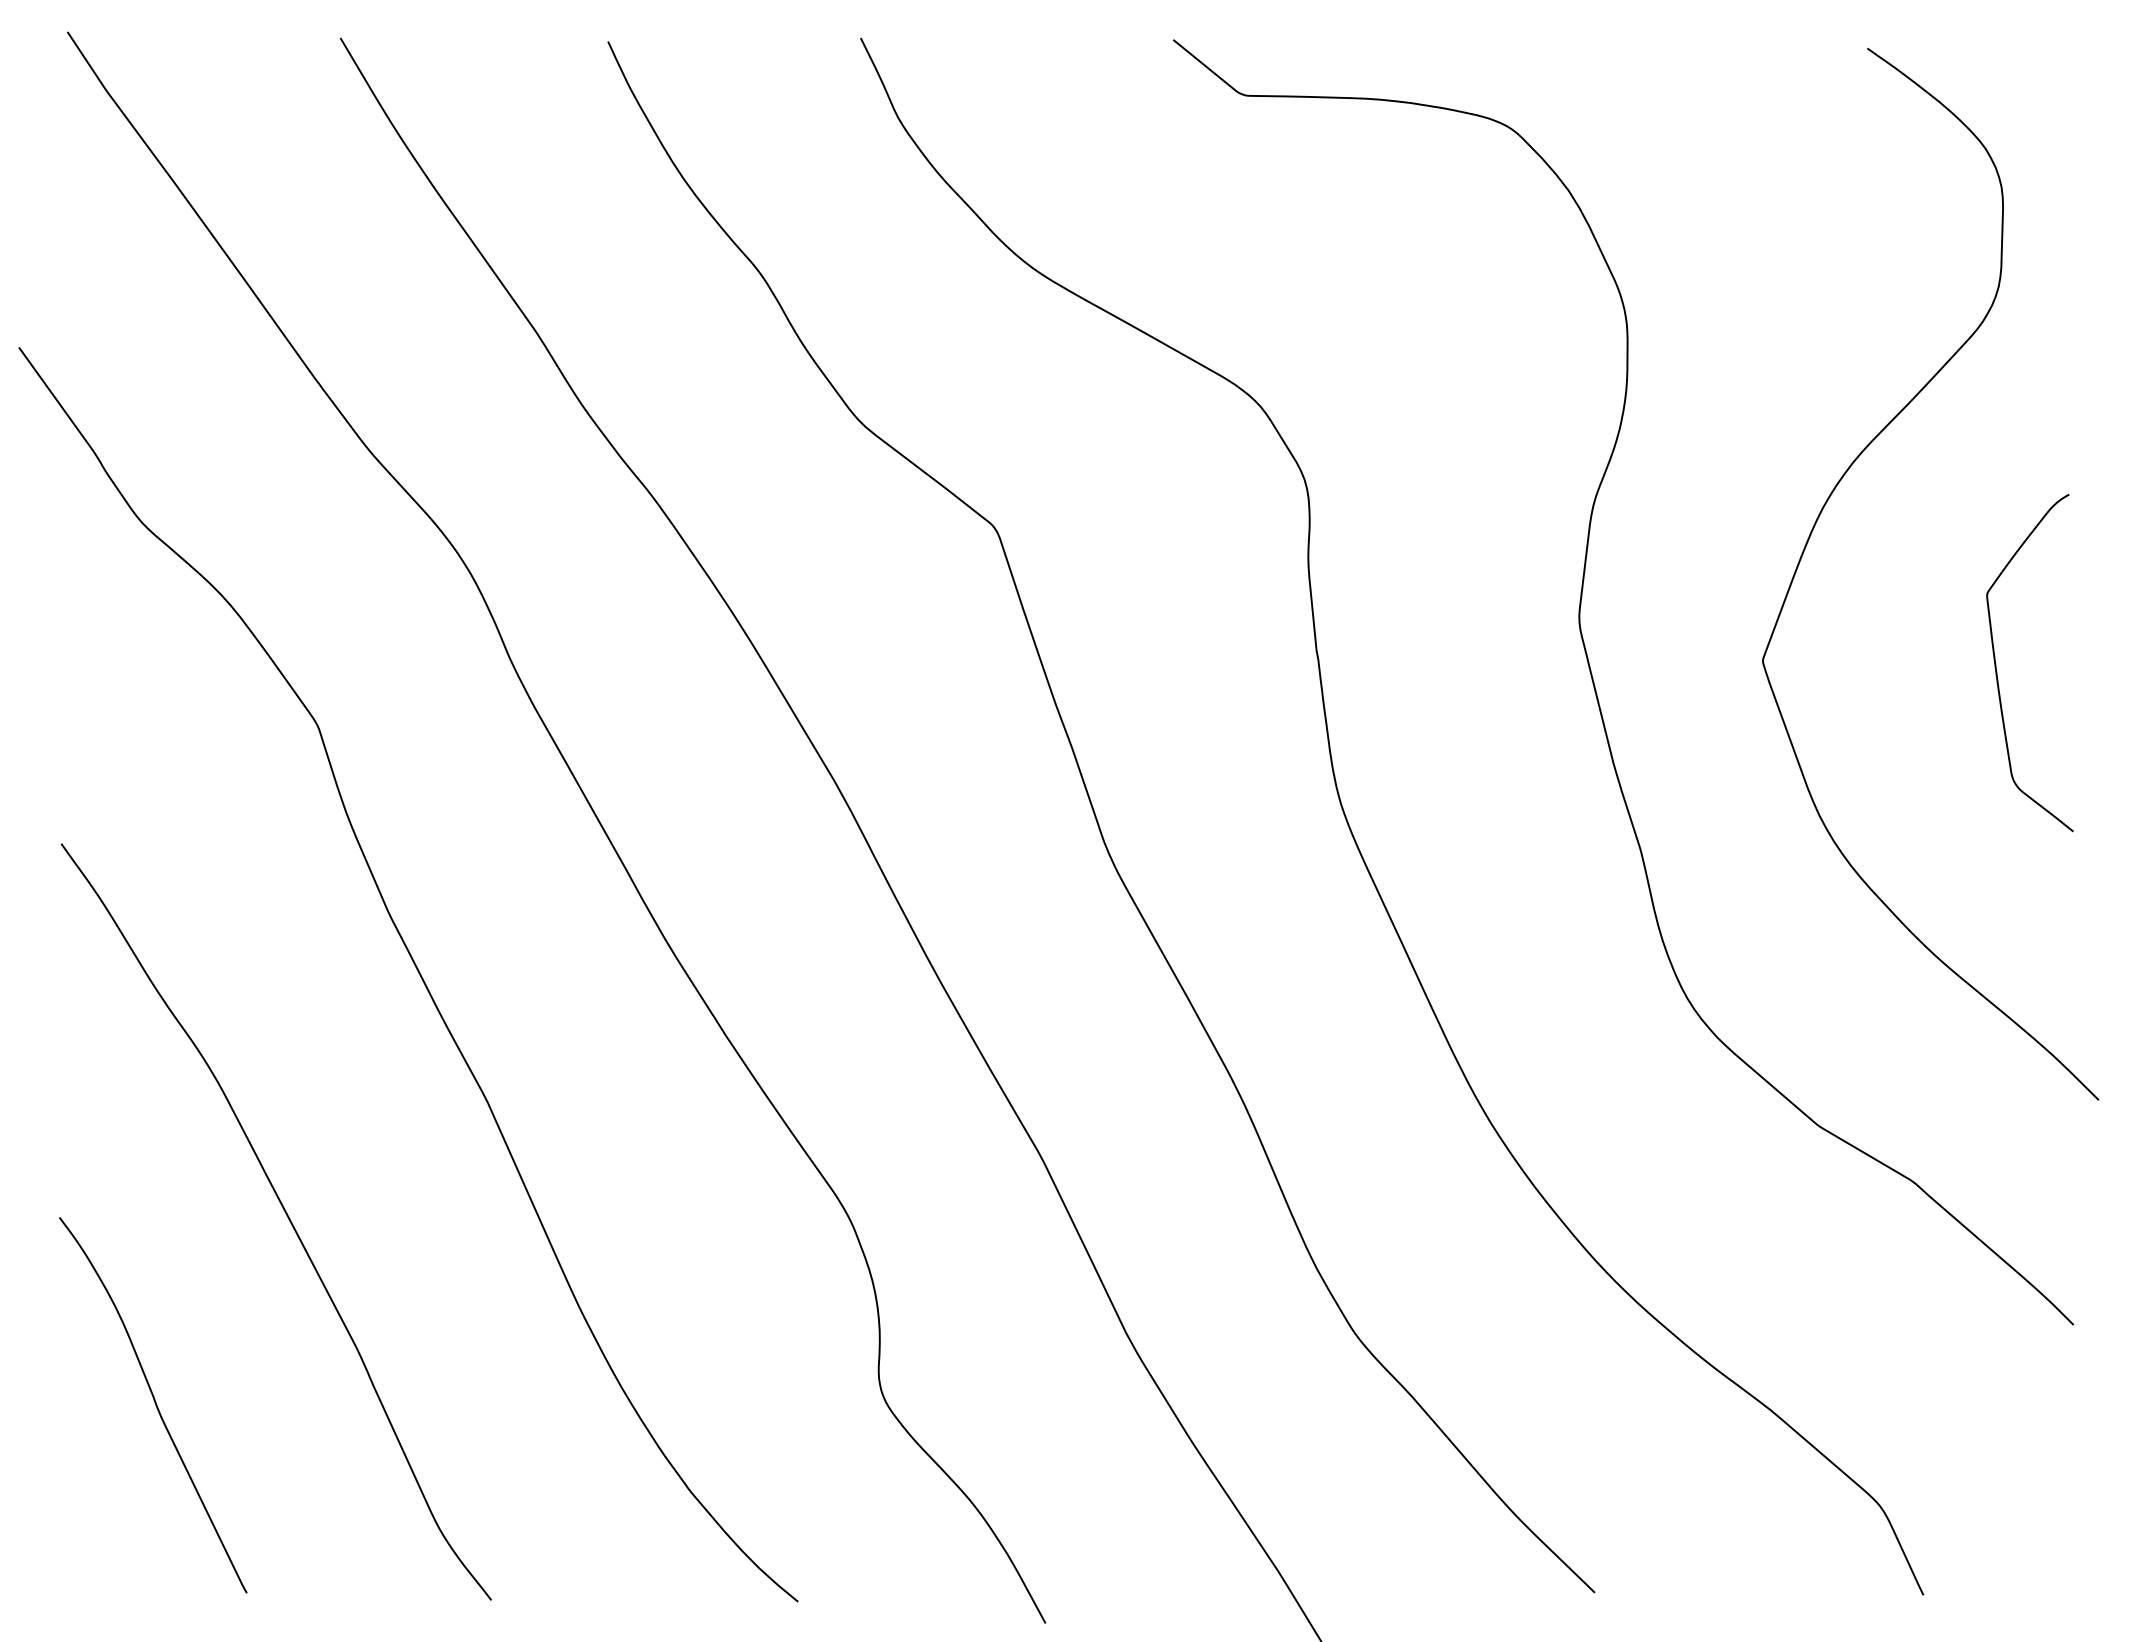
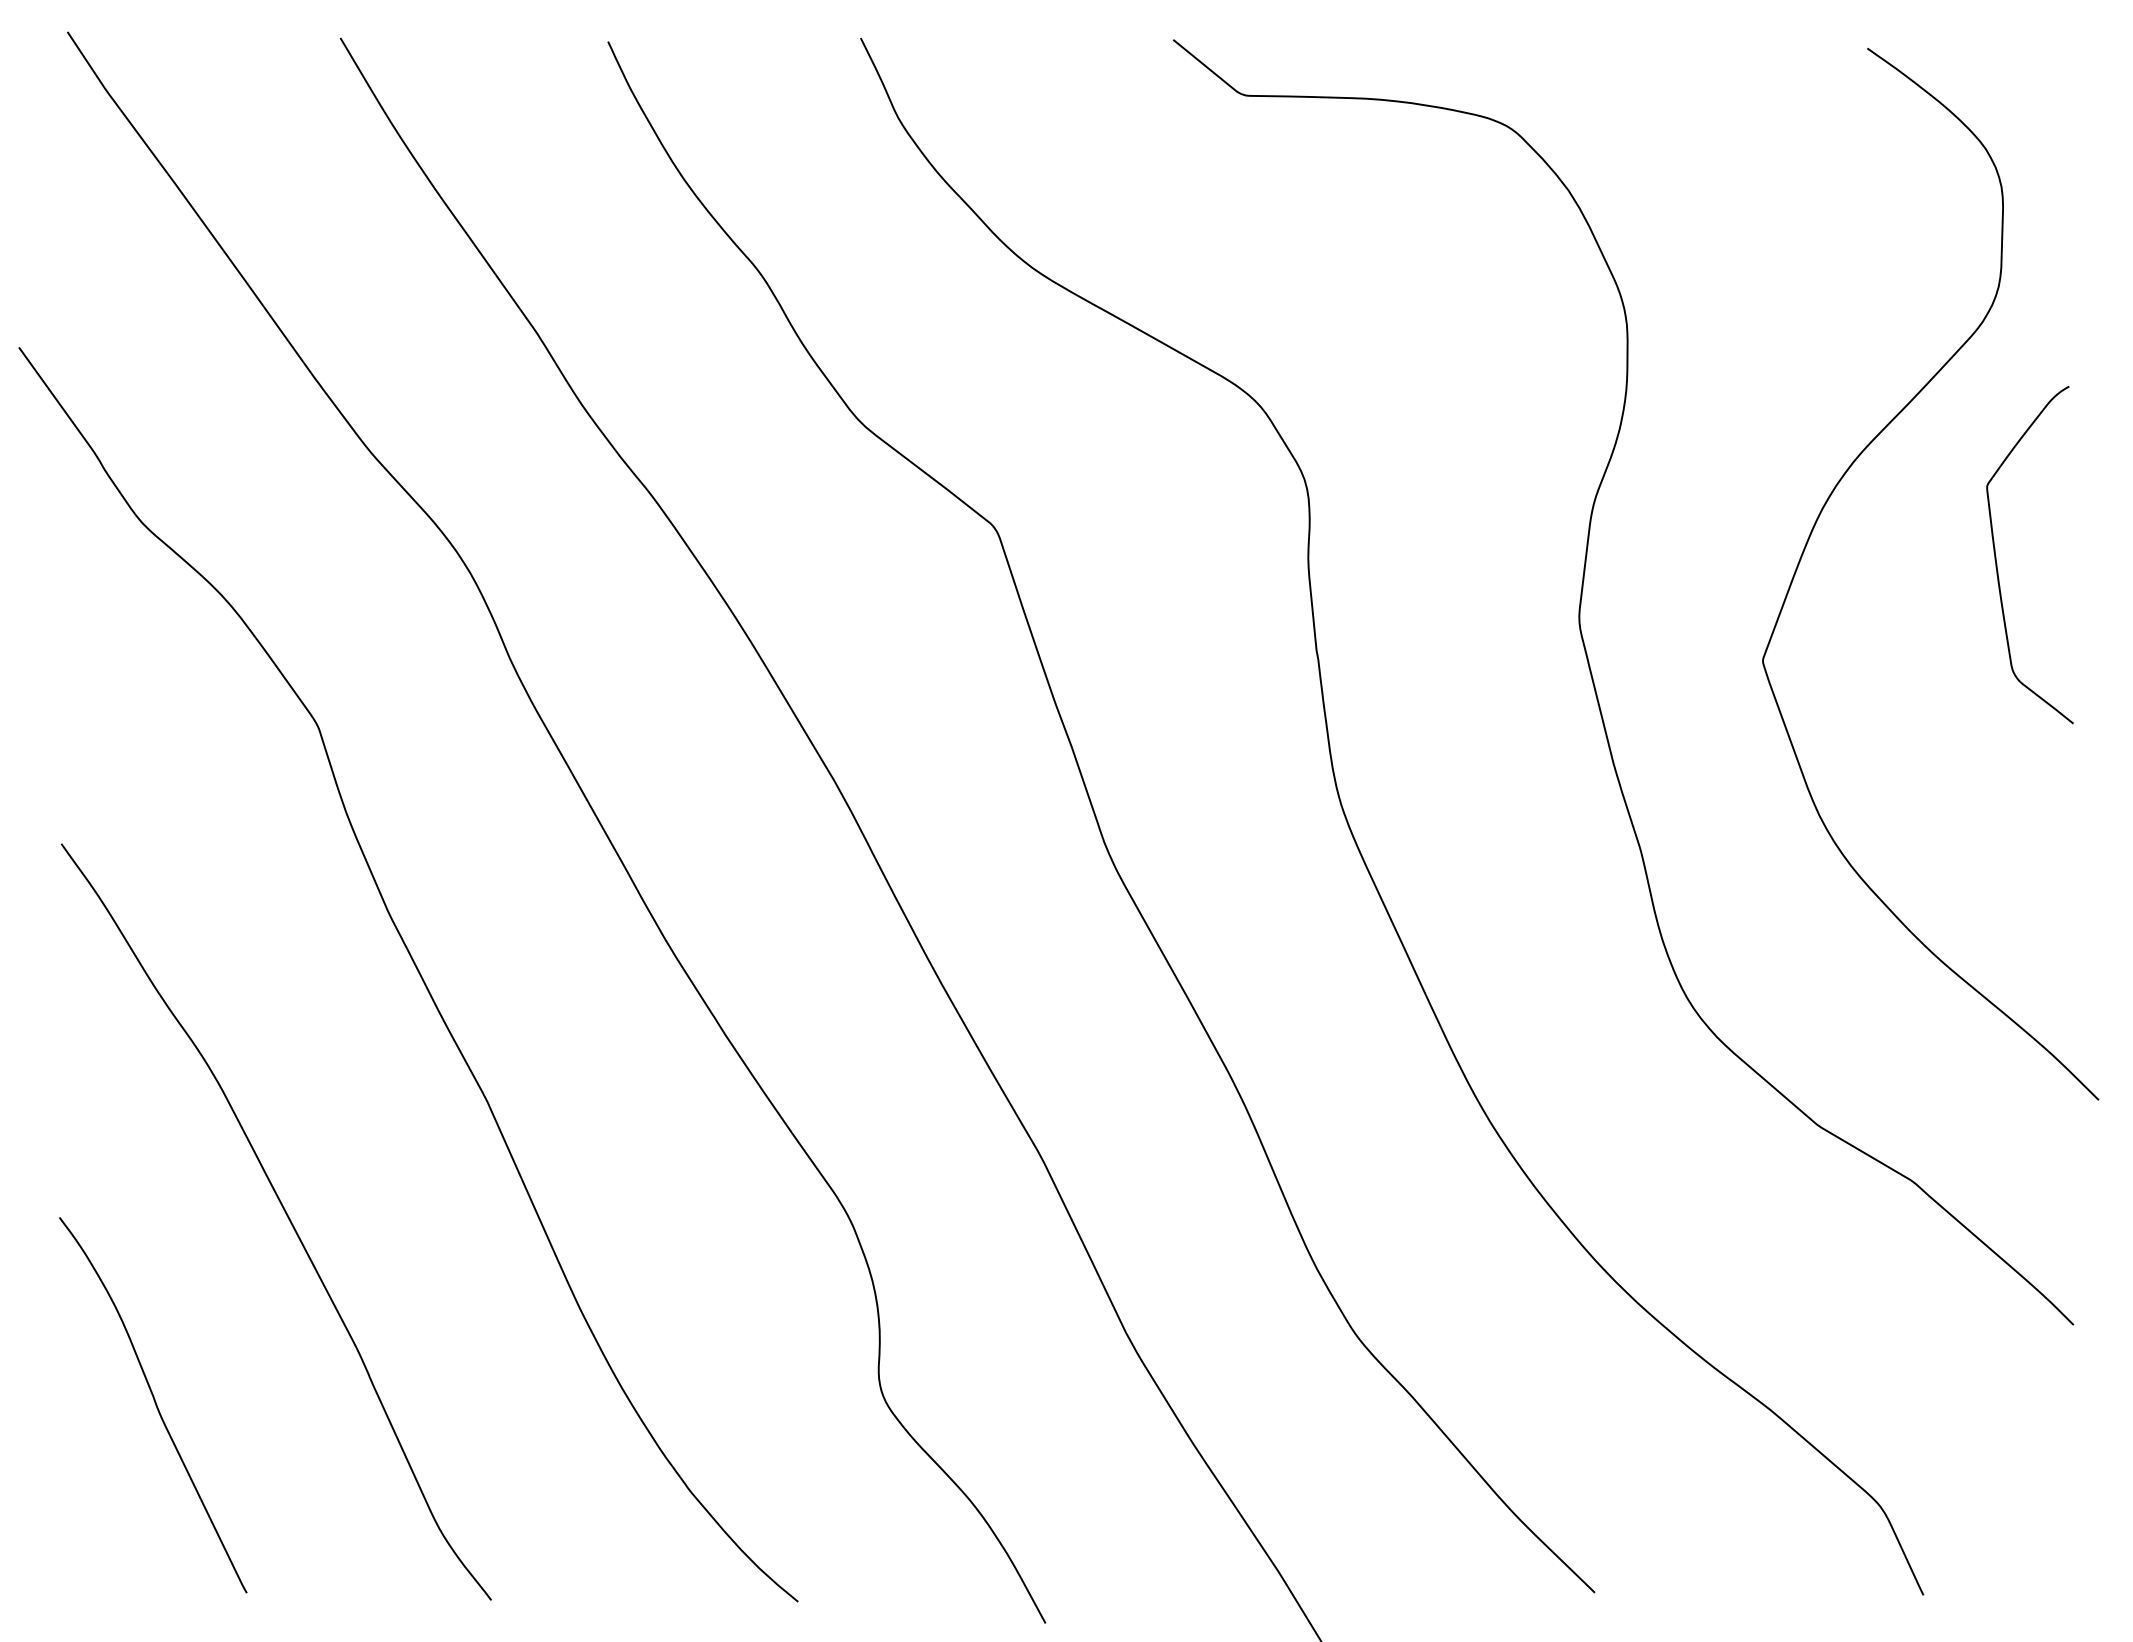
curve position: (1996, 663) -> (1996, 555) (1996, 555)
